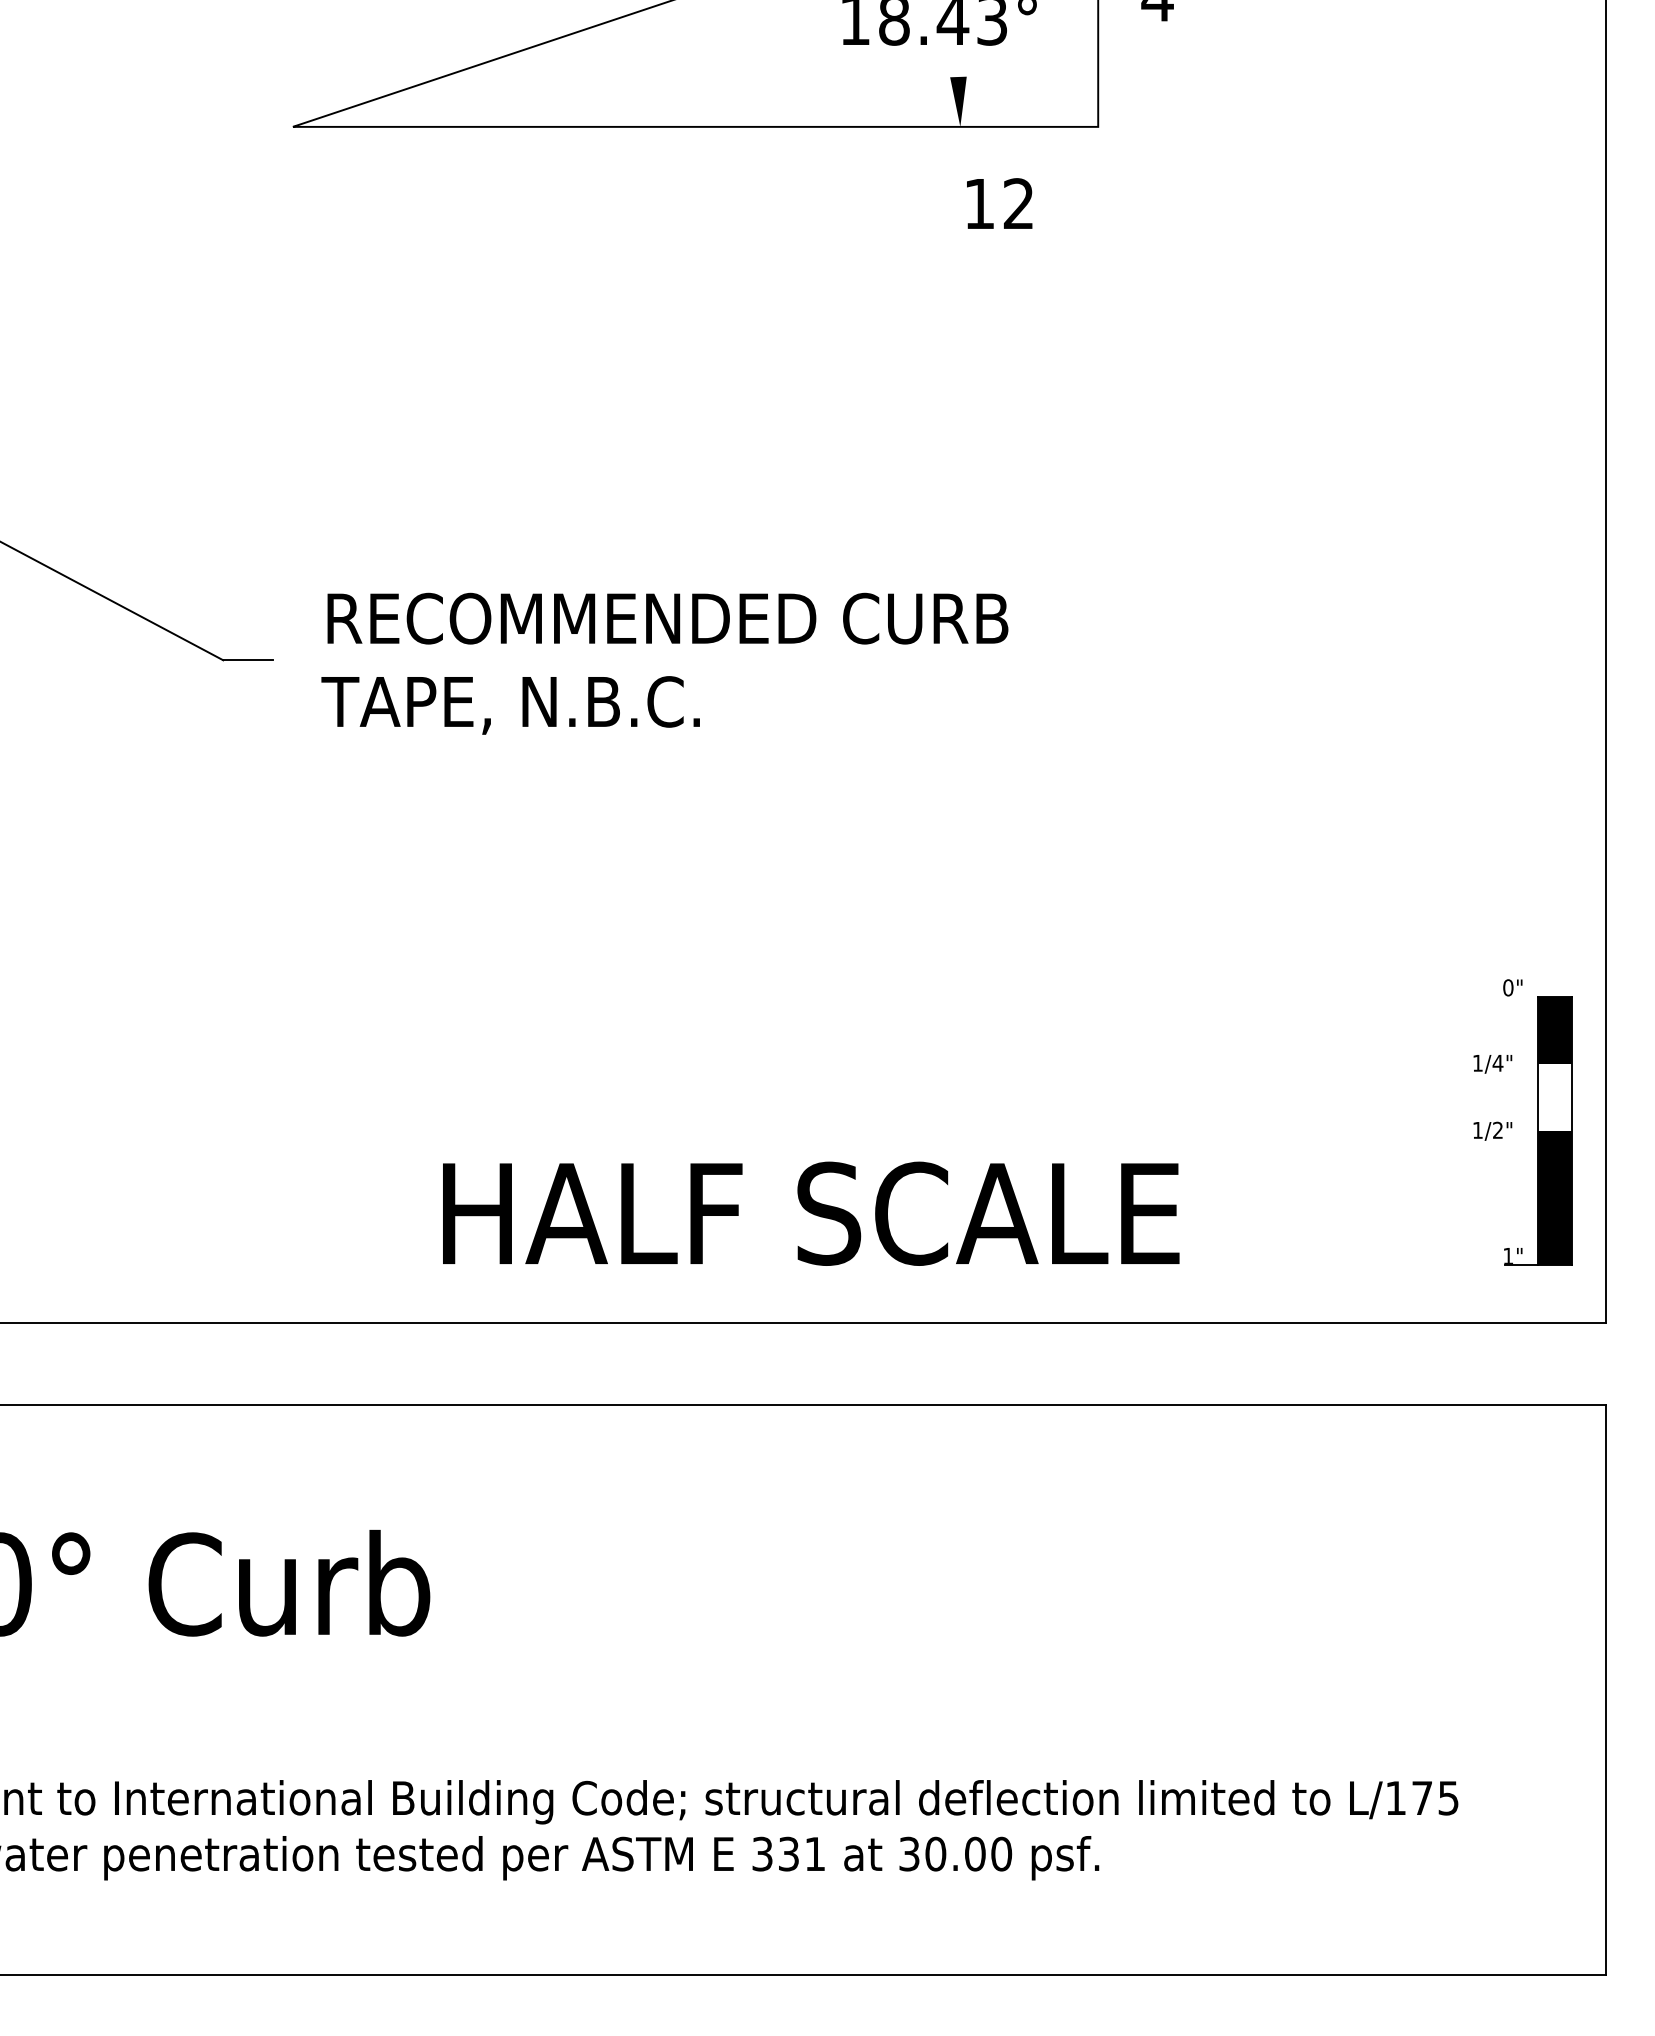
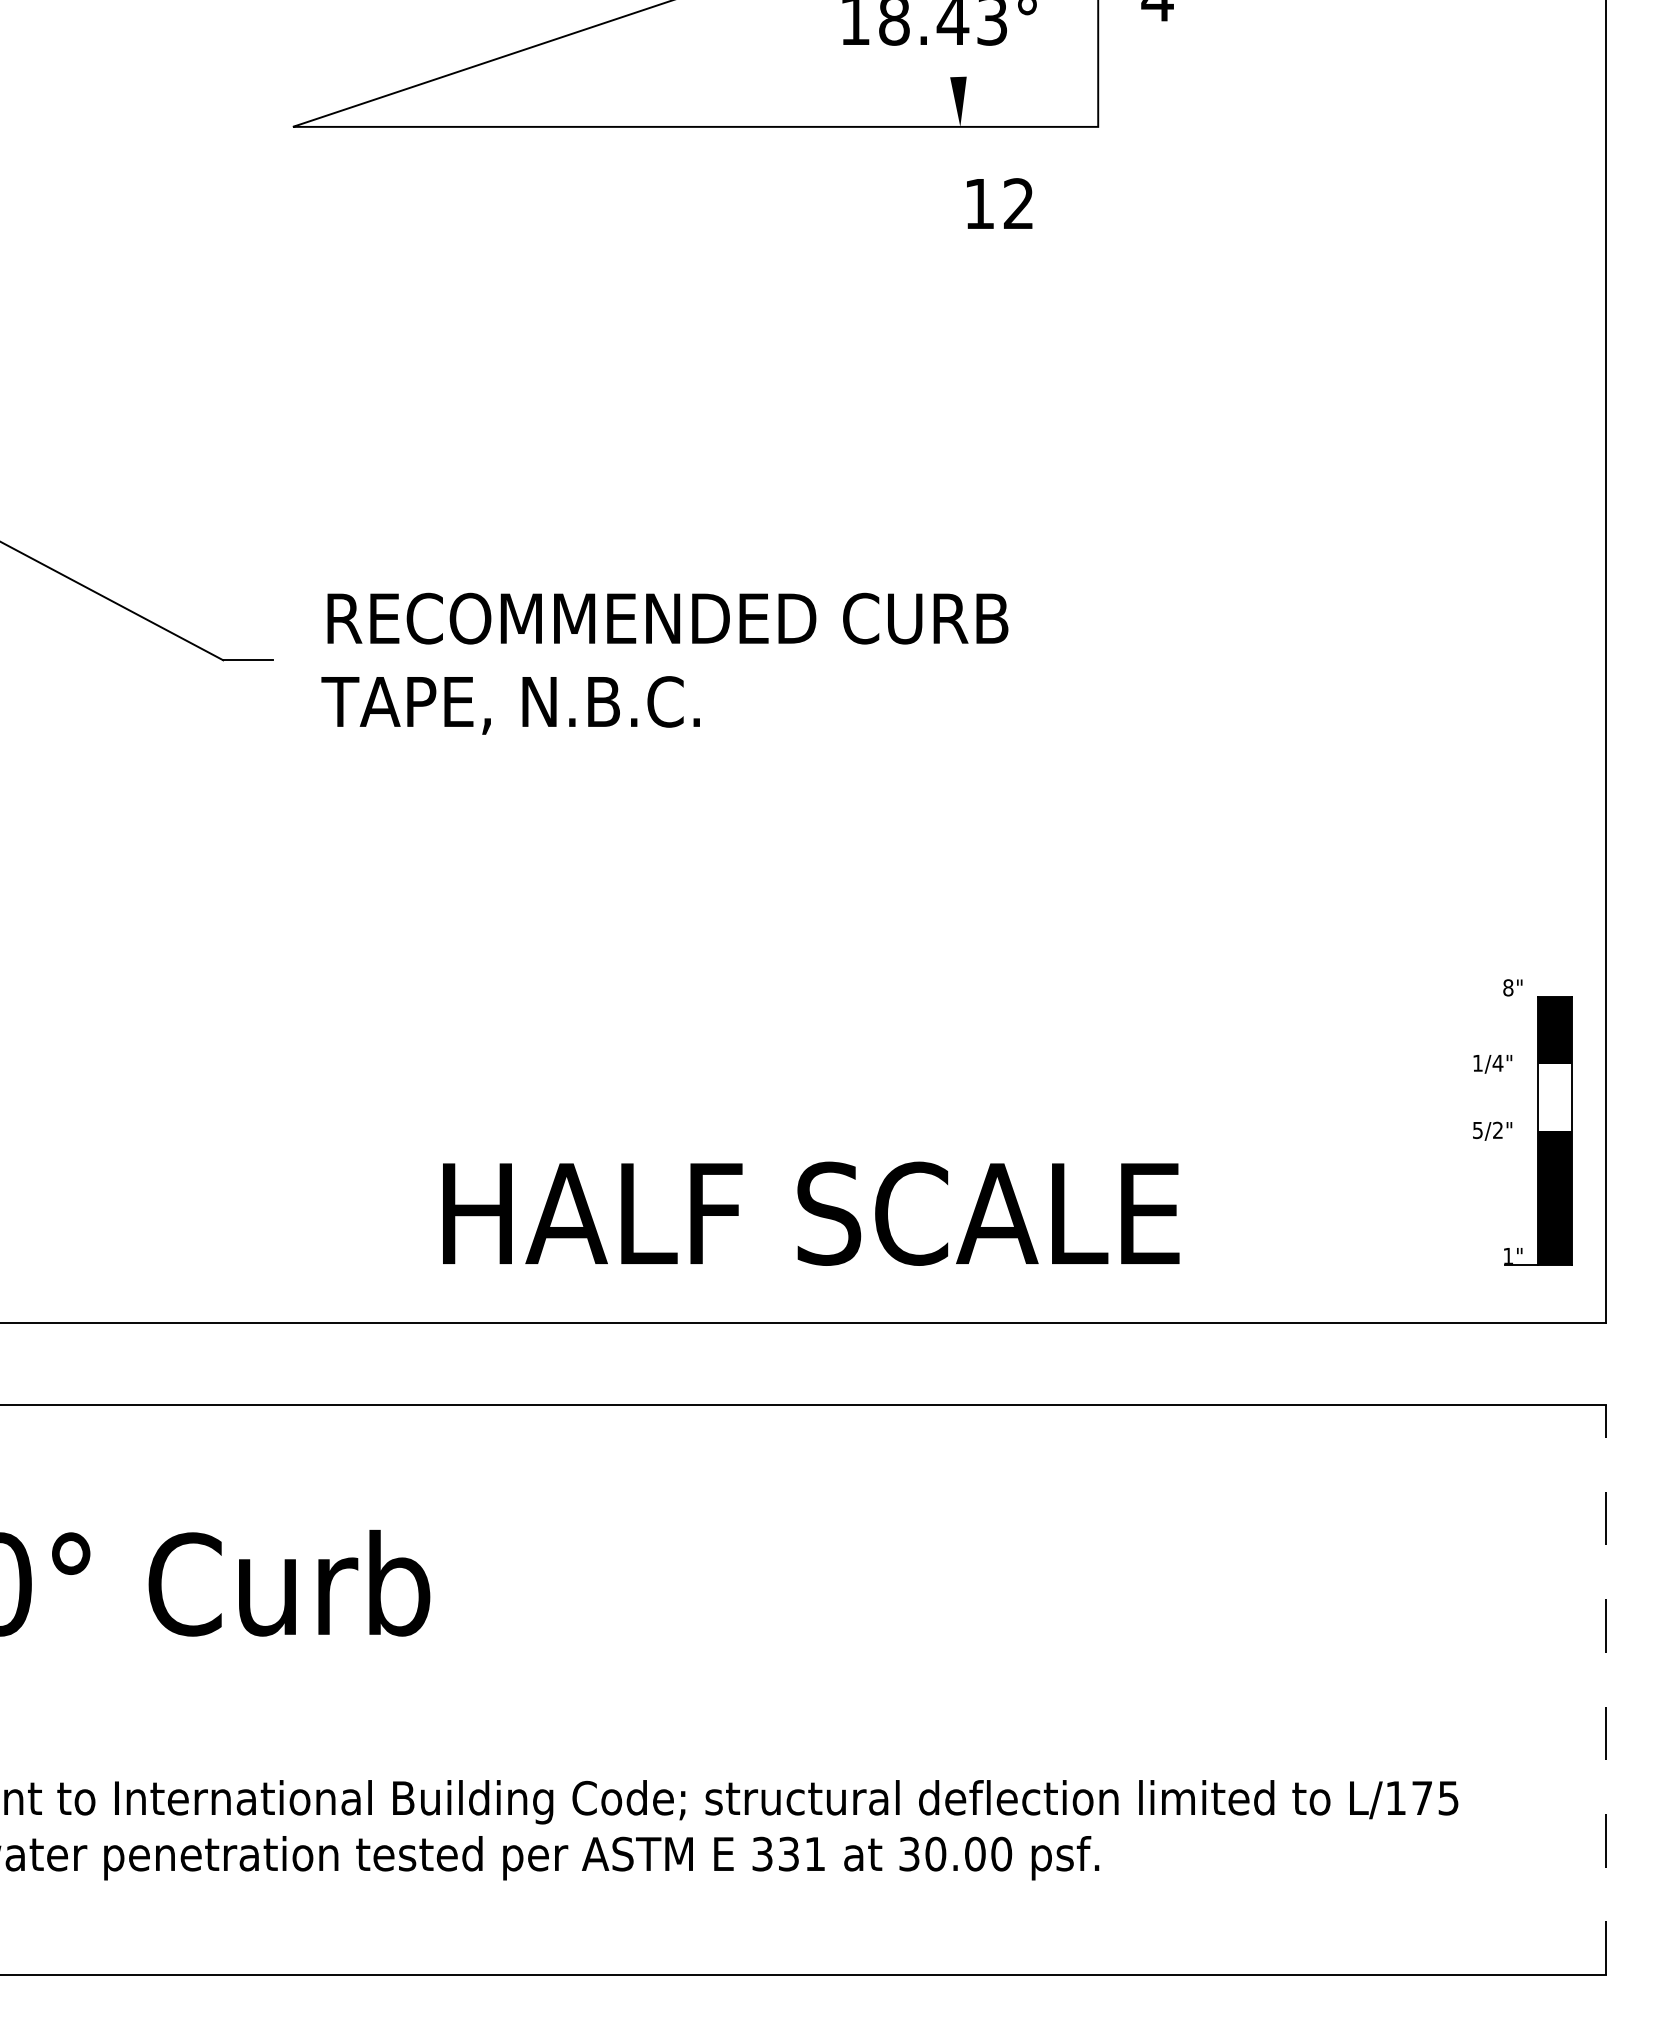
text: 0" -> 8" (1508, 987)
text: 1/2" -> 5/2" (1477, 1130)
line: solid -> dashed (1605, 1689)
